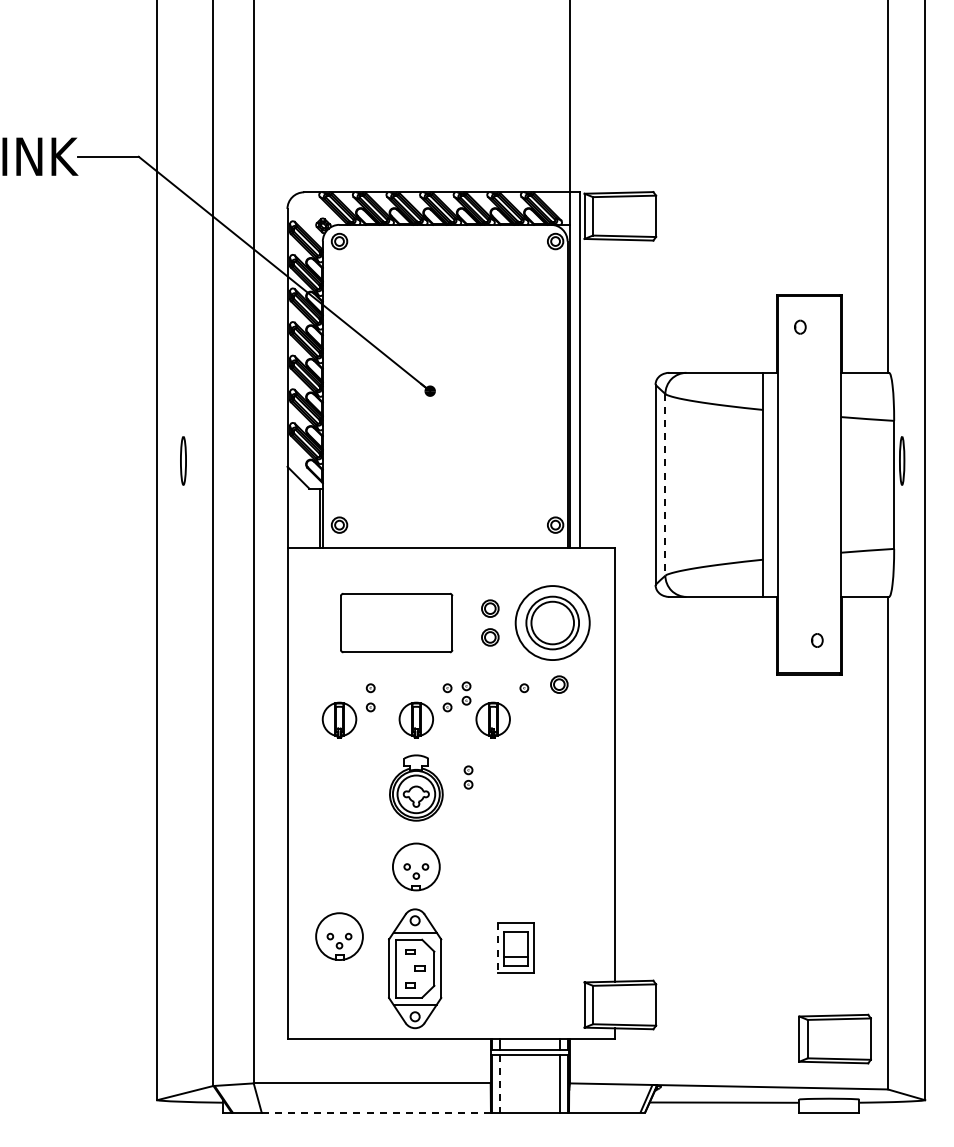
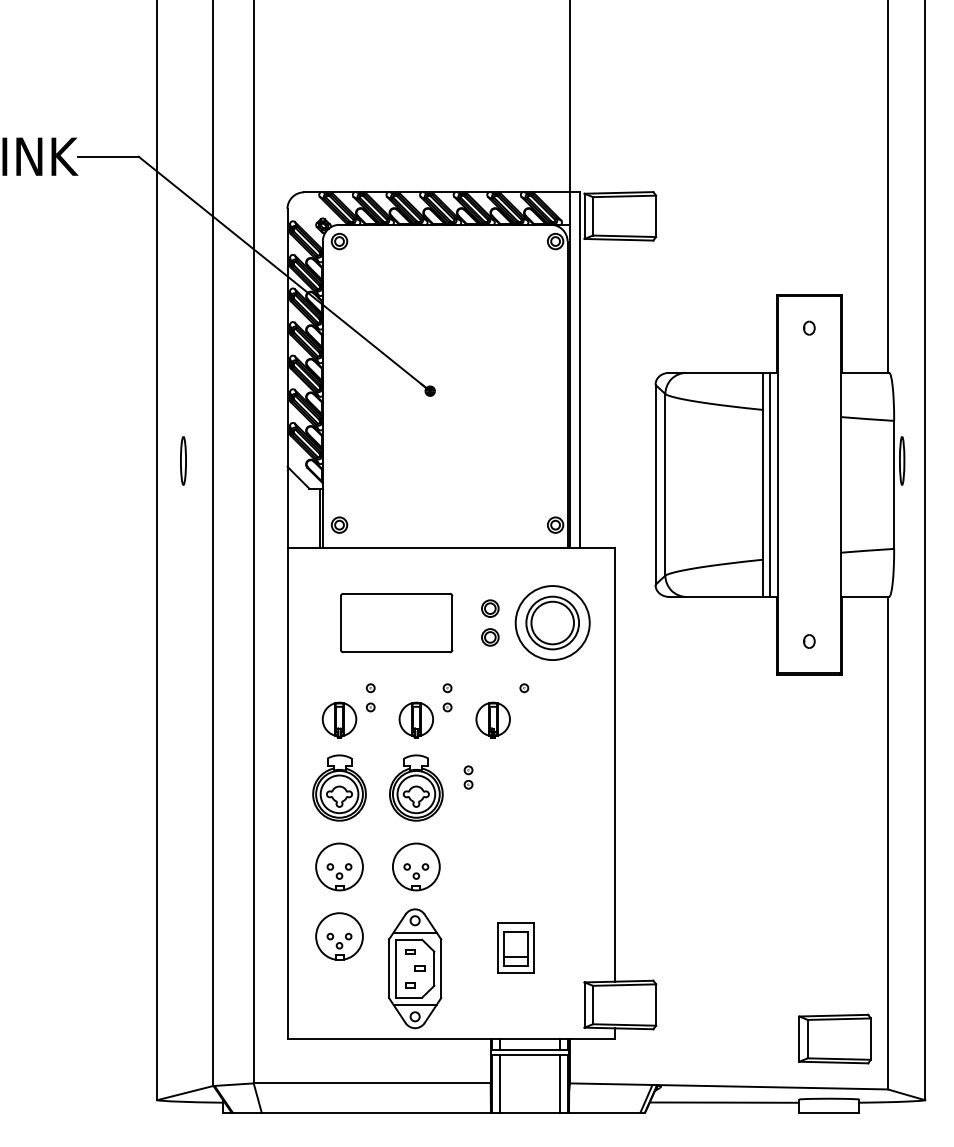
part position: (800, 326) -> (809, 327) (809, 327)
line: dashed -> solid (665, 484)
line: none -> present (770, 484)
part position: (817, 640) -> (809, 641) (809, 641)
part: present -> none (559, 684)
part: present -> none (466, 693)
part: none -> present (339, 787)
part: none -> present (339, 866)
line: dashed -> solid (498, 948)
line: dashed -> solid (499, 1083)
line: dashed -> solid (376, 1112)
